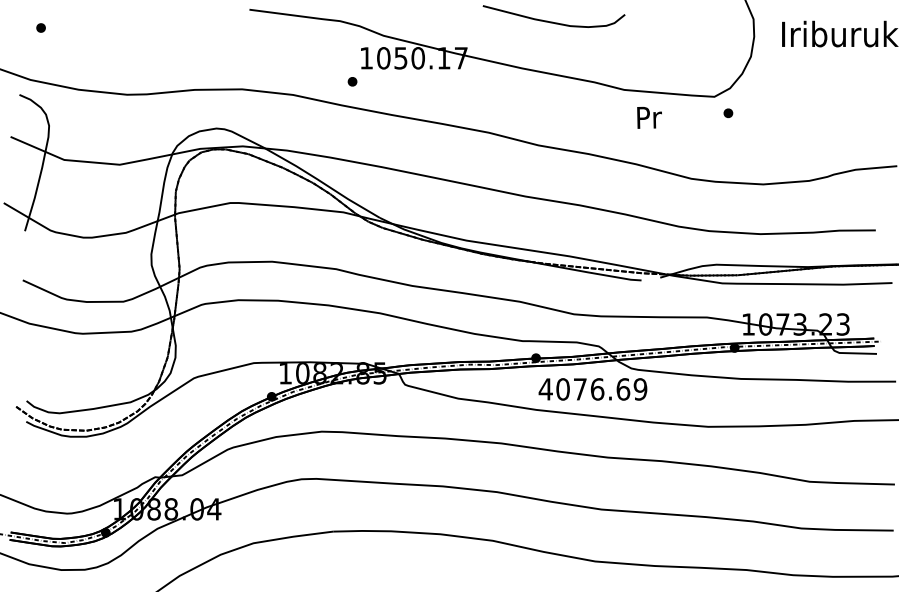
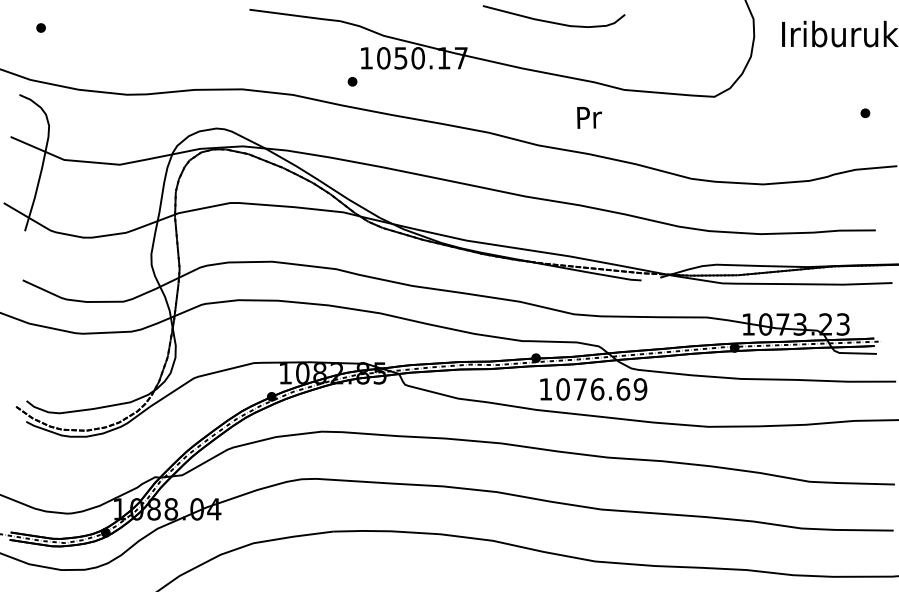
part position: (728, 113) -> (865, 113) (865, 113)
text position: (649, 117) -> (589, 117) (589, 117)
text: 4076.69 -> 1076.69 (545, 389)
